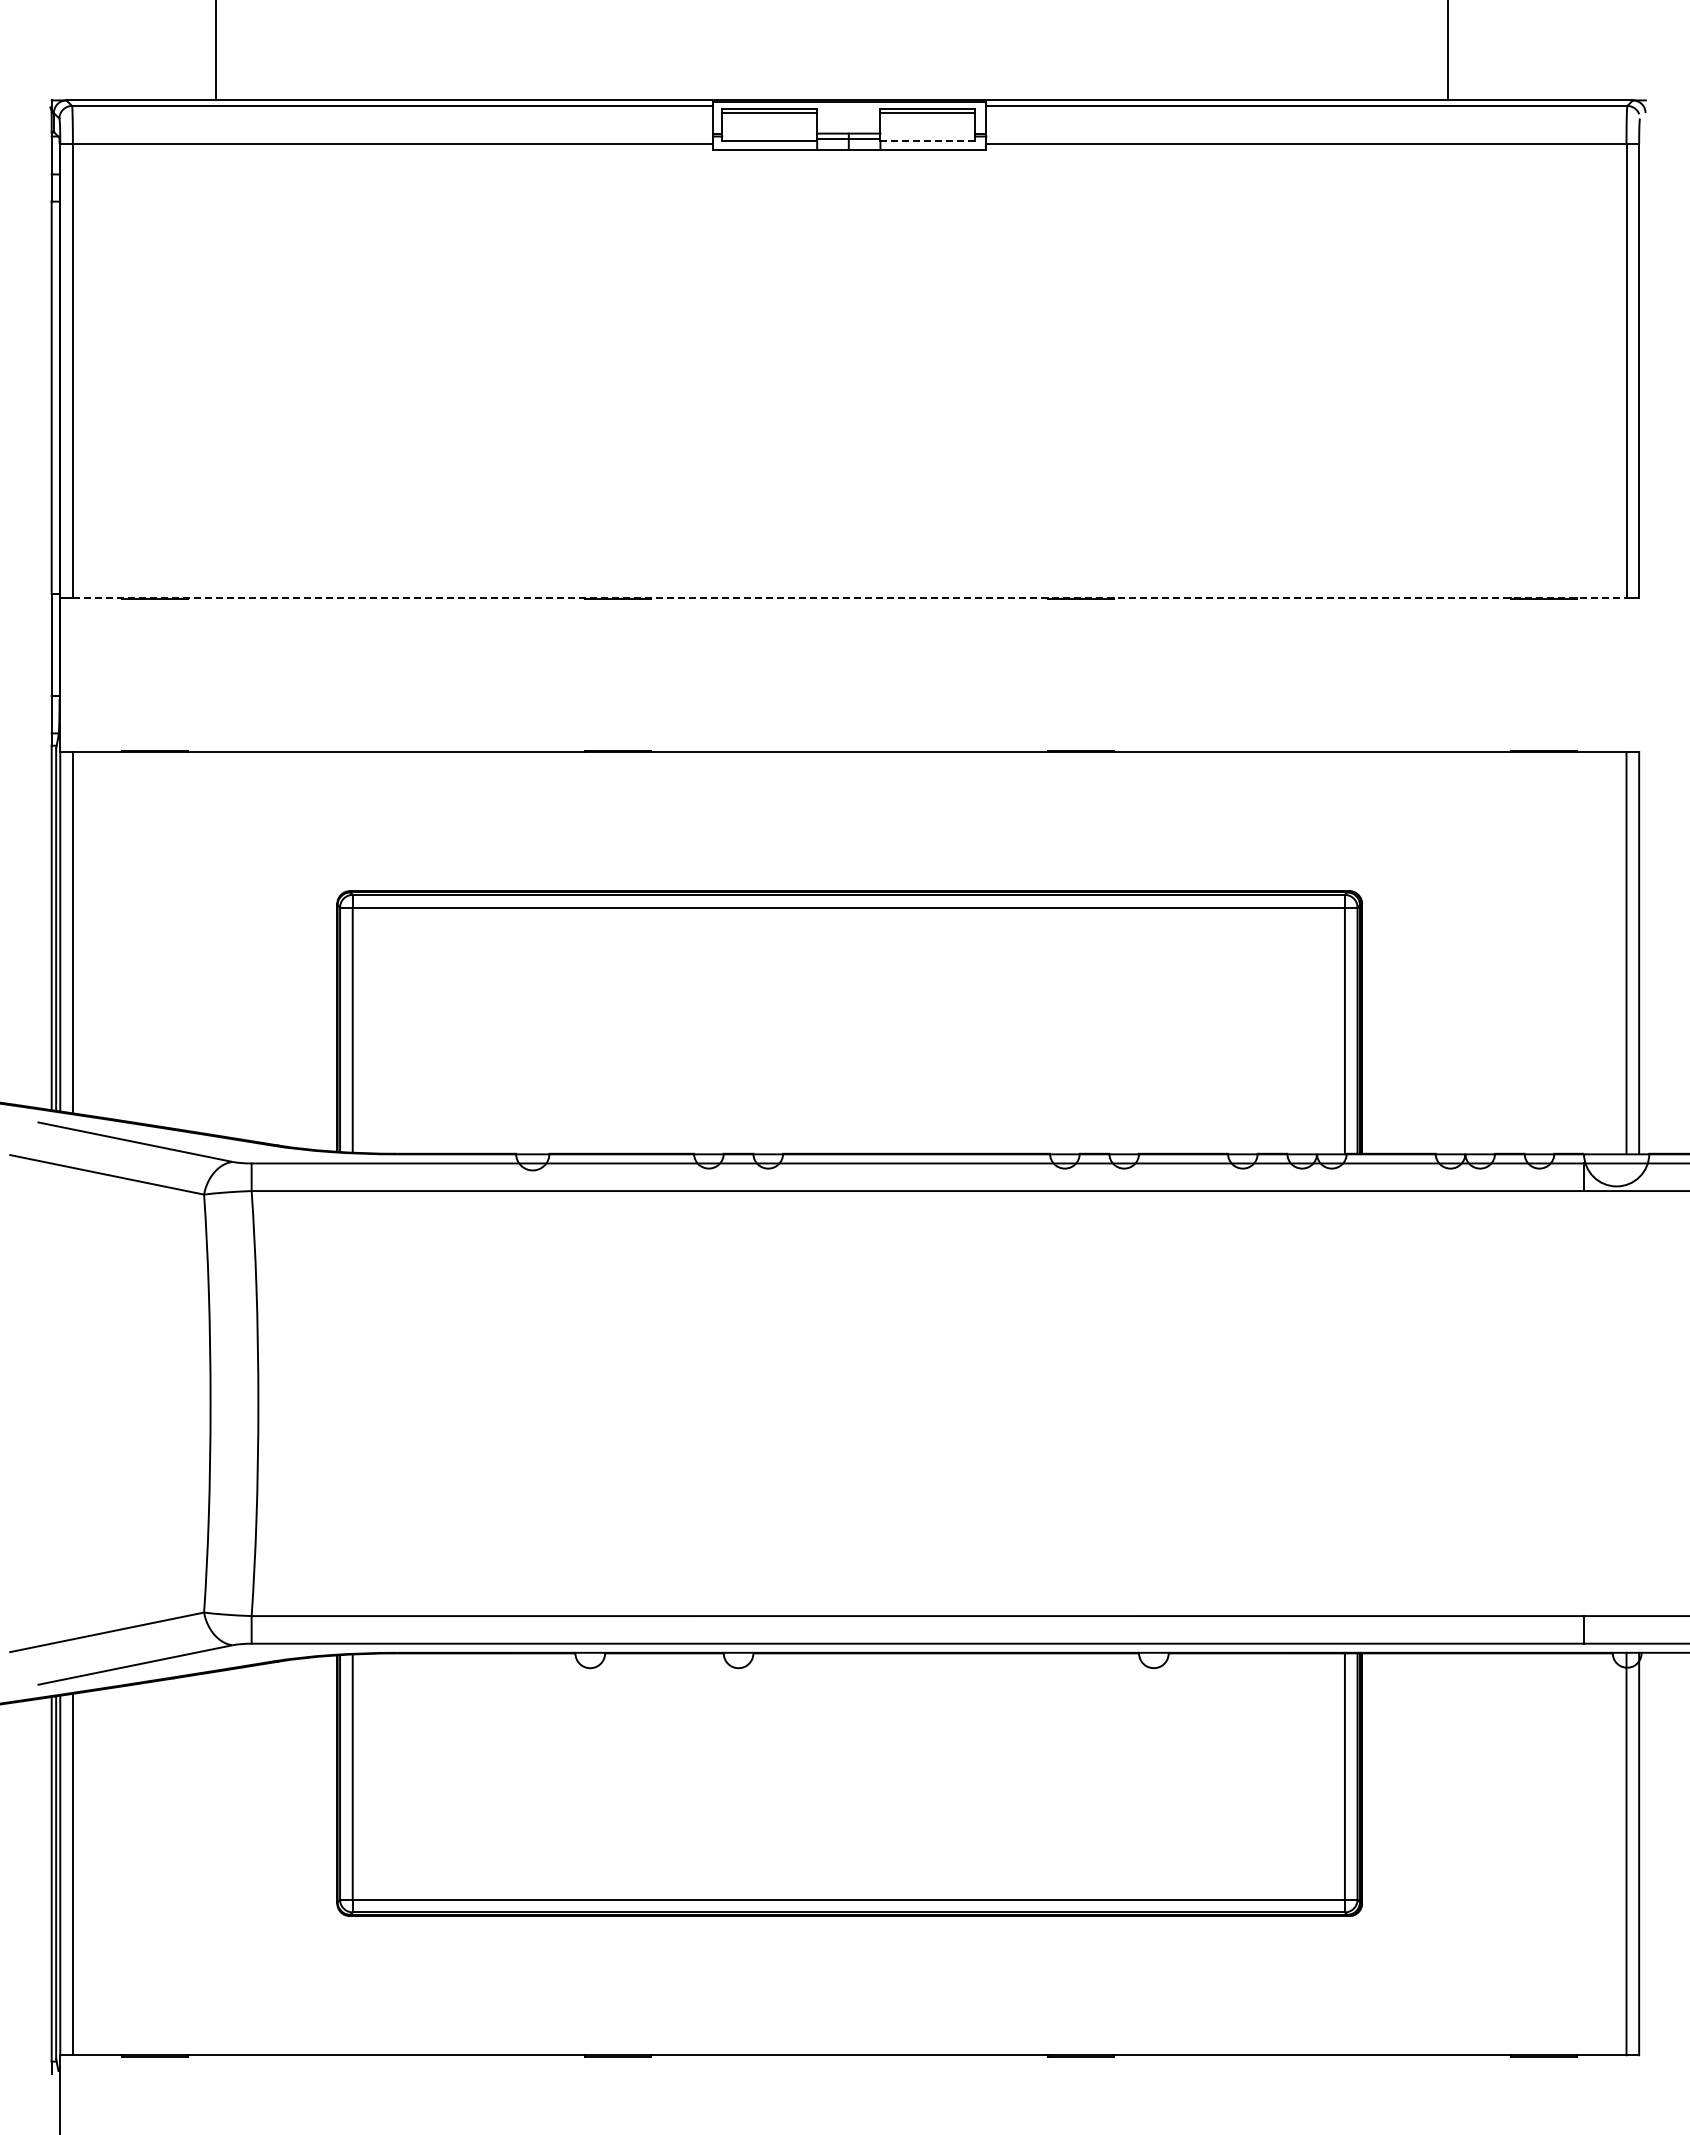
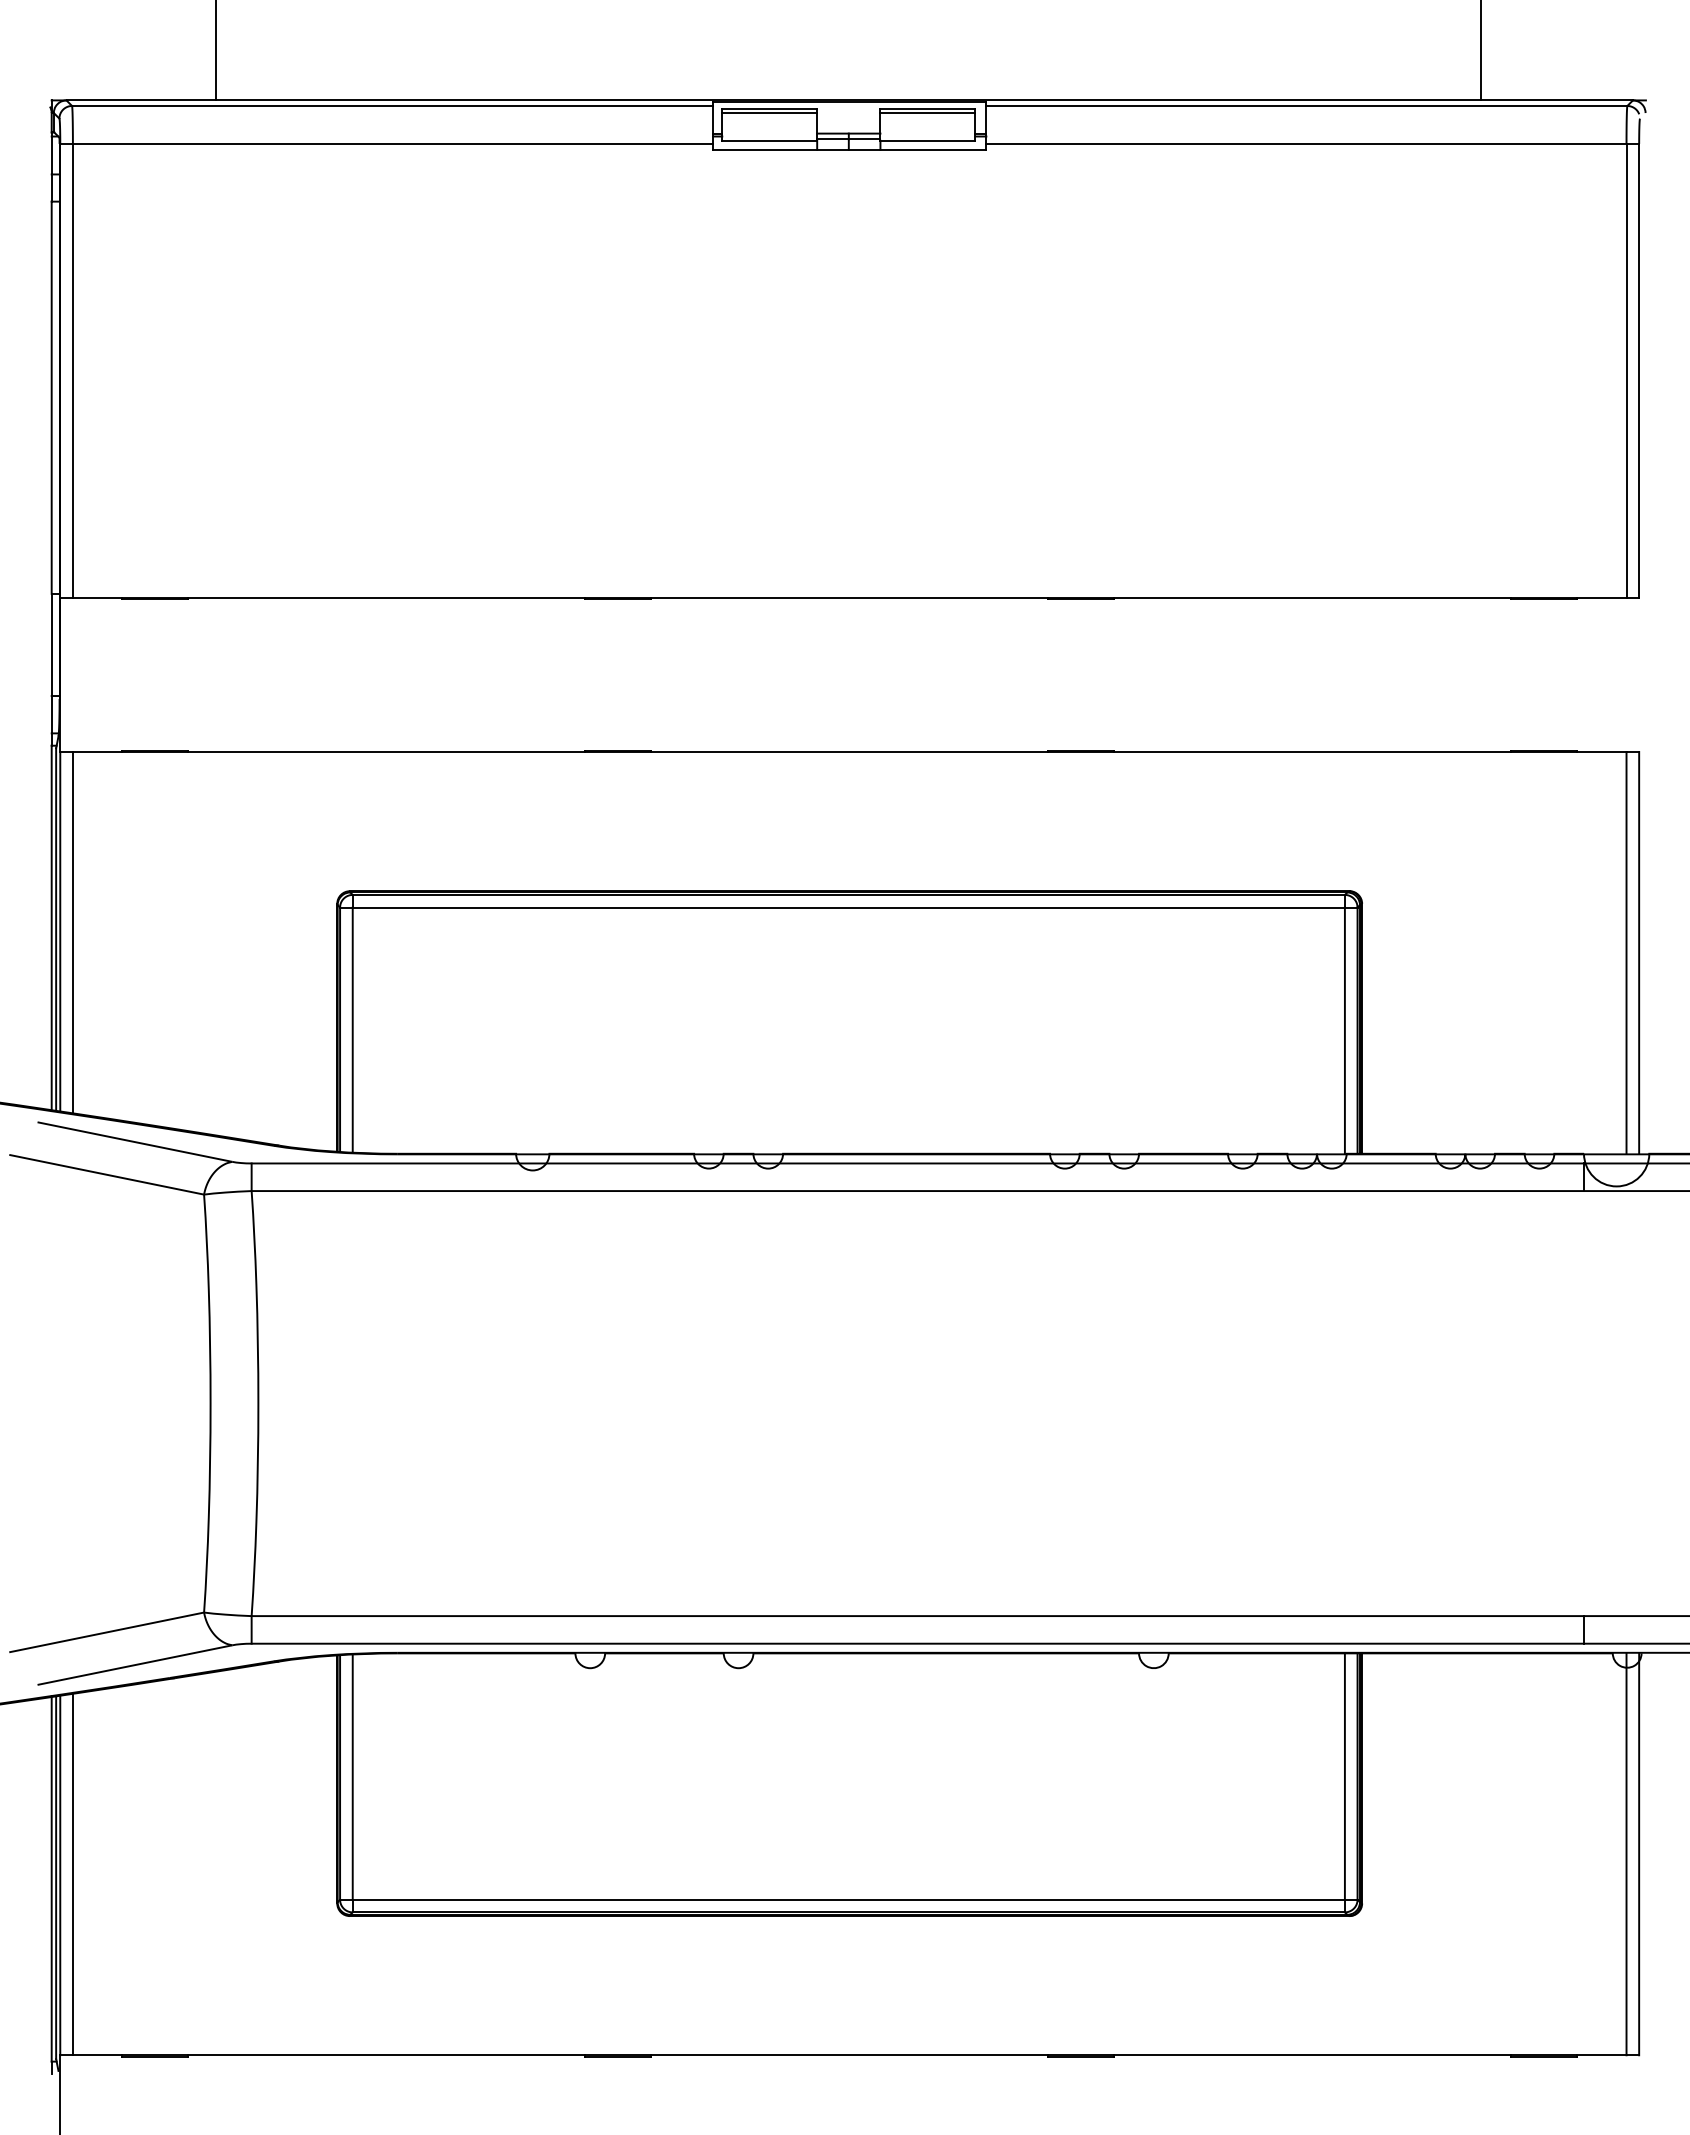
line position: (1448, 51) -> (1481, 51) (1481, 51)
line: dashed -> solid (927, 140)
line: dashed -> solid (849, 597)
